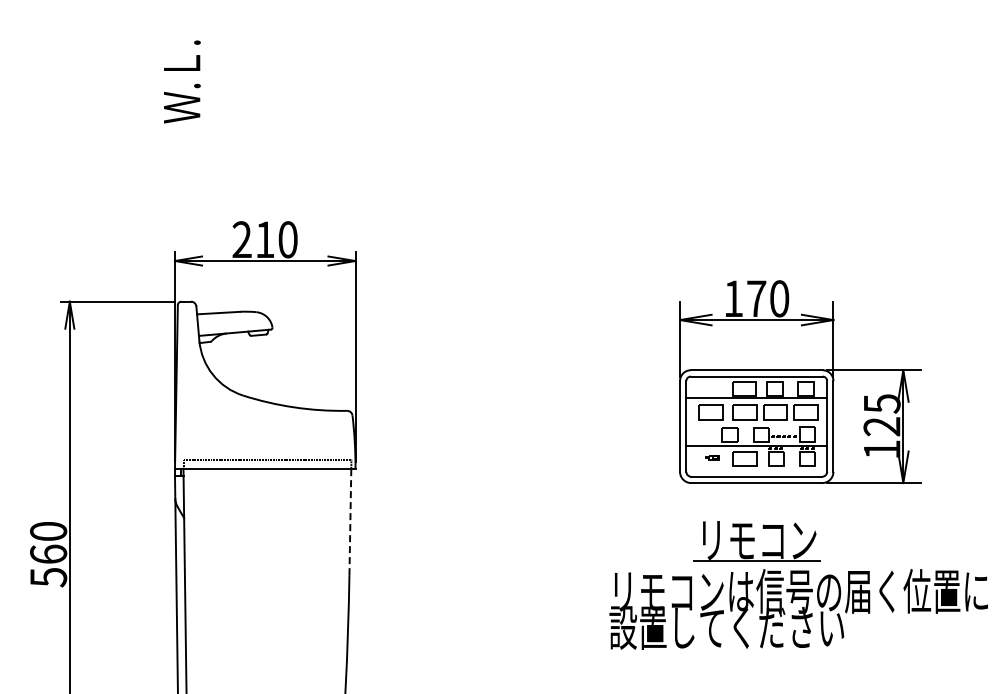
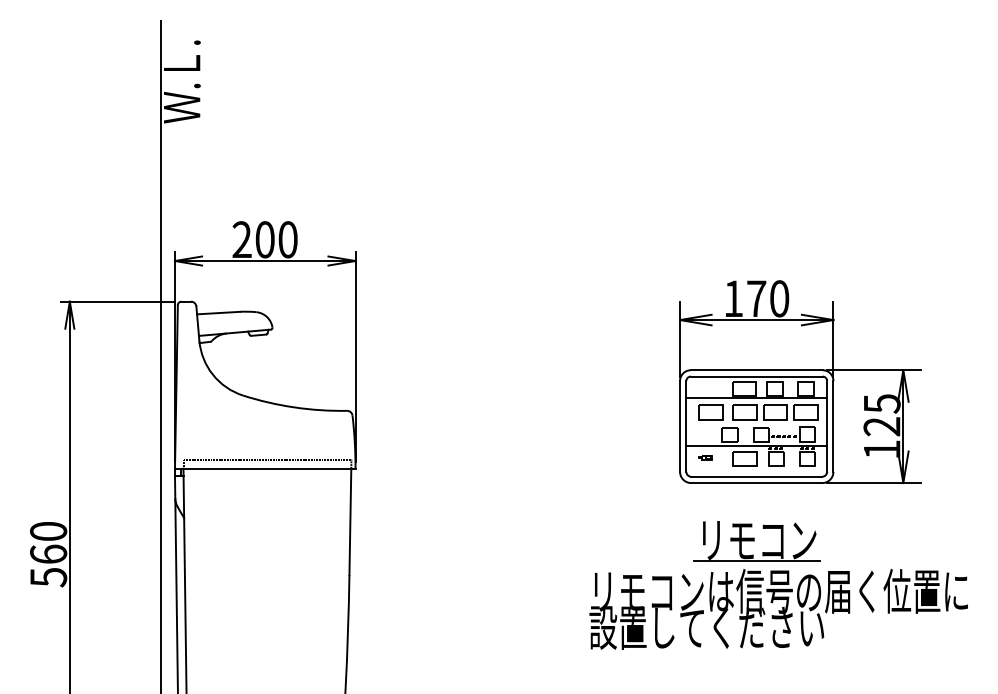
text: 210 -> 200 (264, 239)
line: none -> present (161, 355)
part position: (712, 457) -> (705, 457) (705, 457)
line: dashed -> solid (350, 521)
text position: (798, 609) -> (778, 609) (778, 609)
